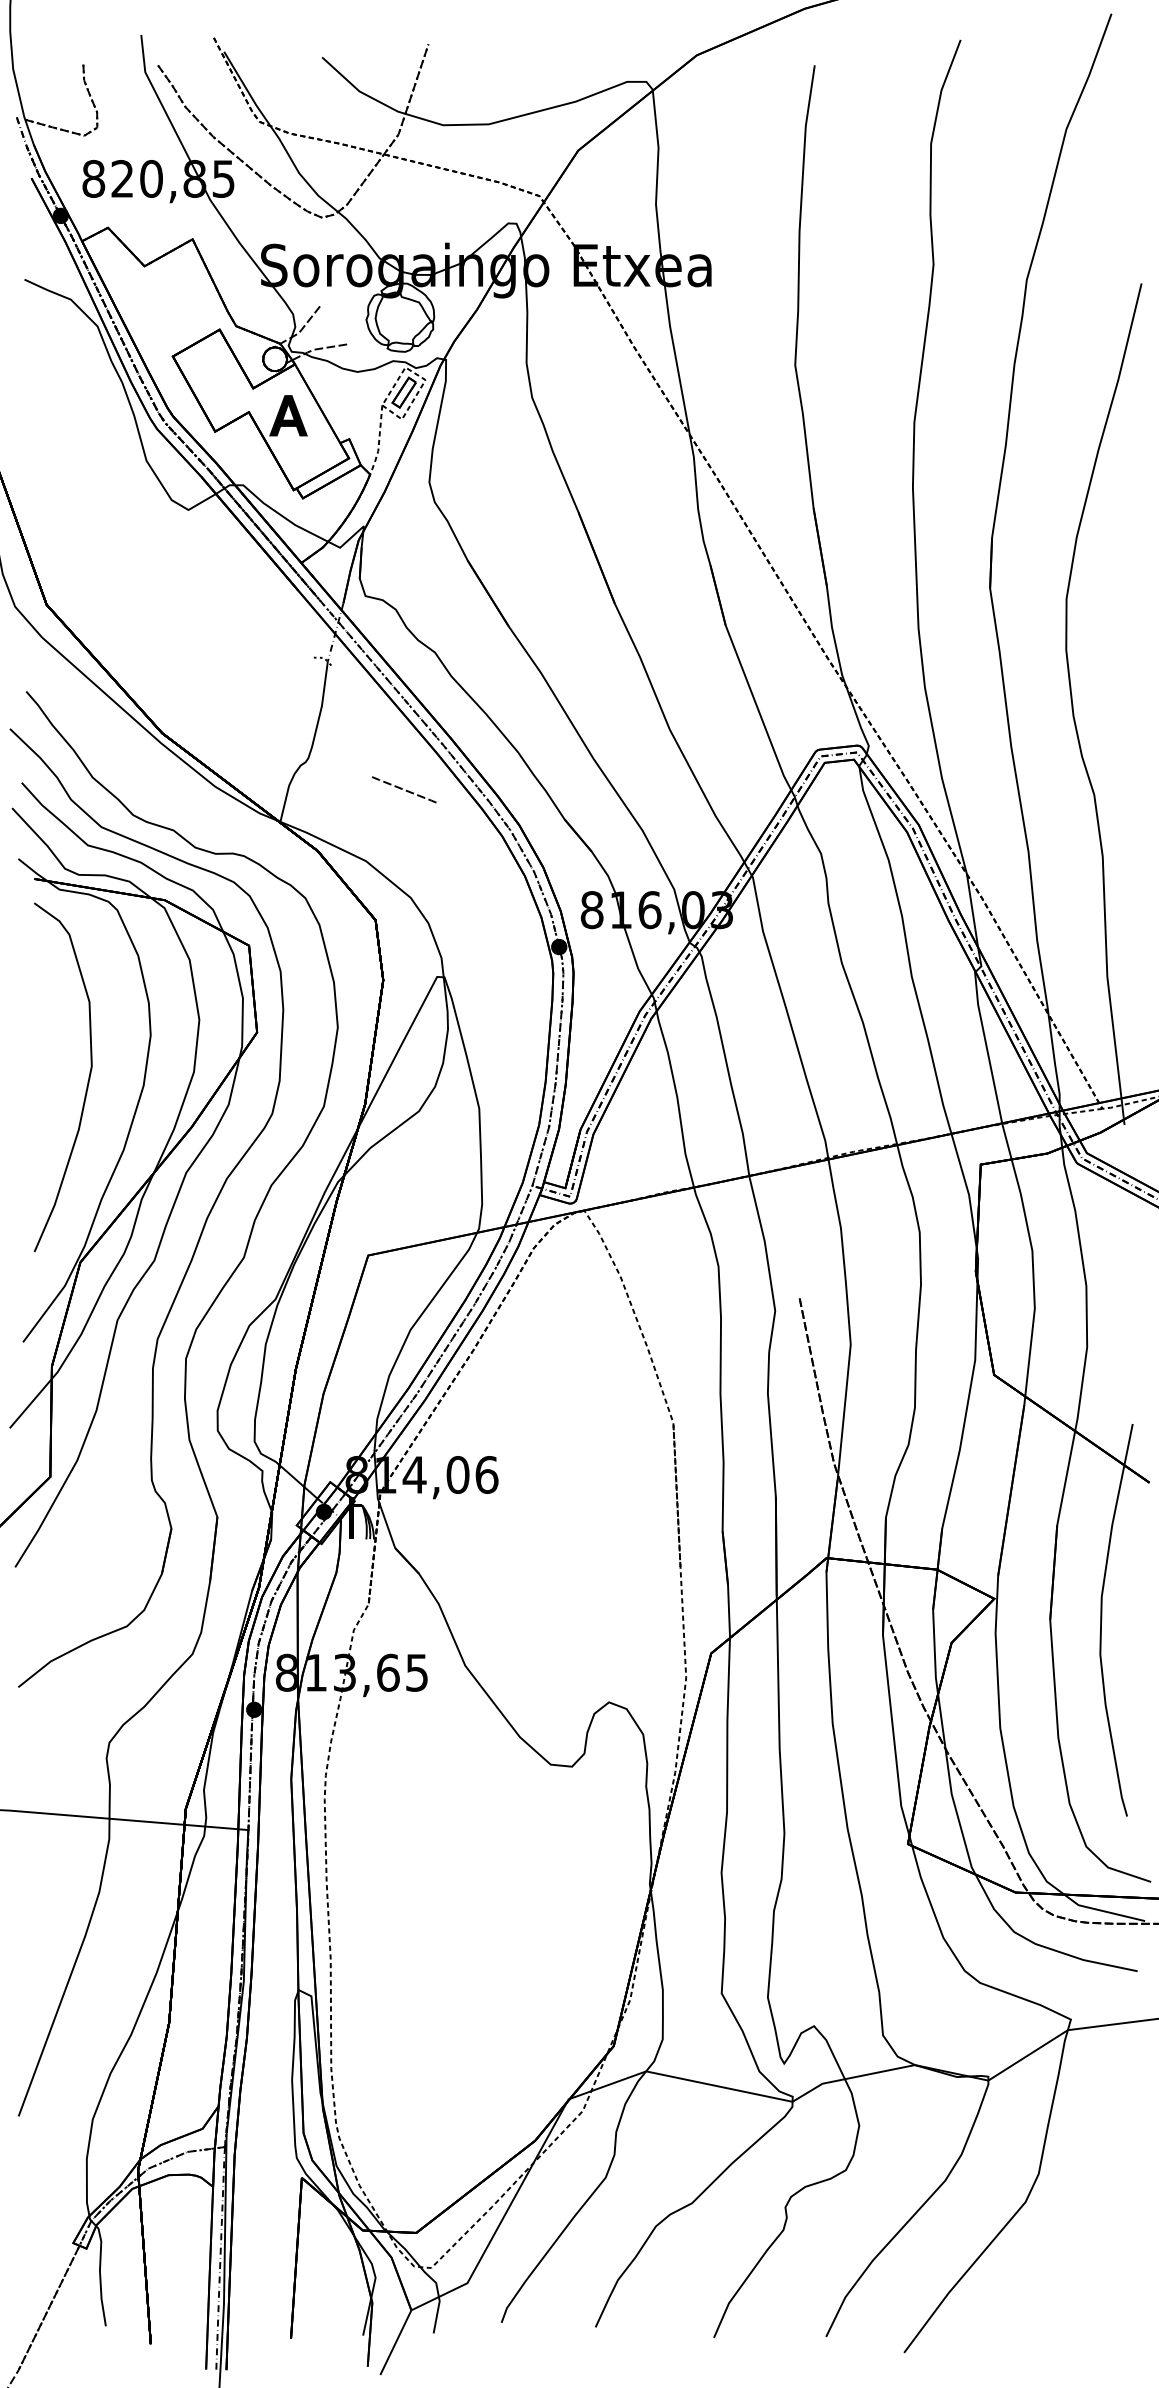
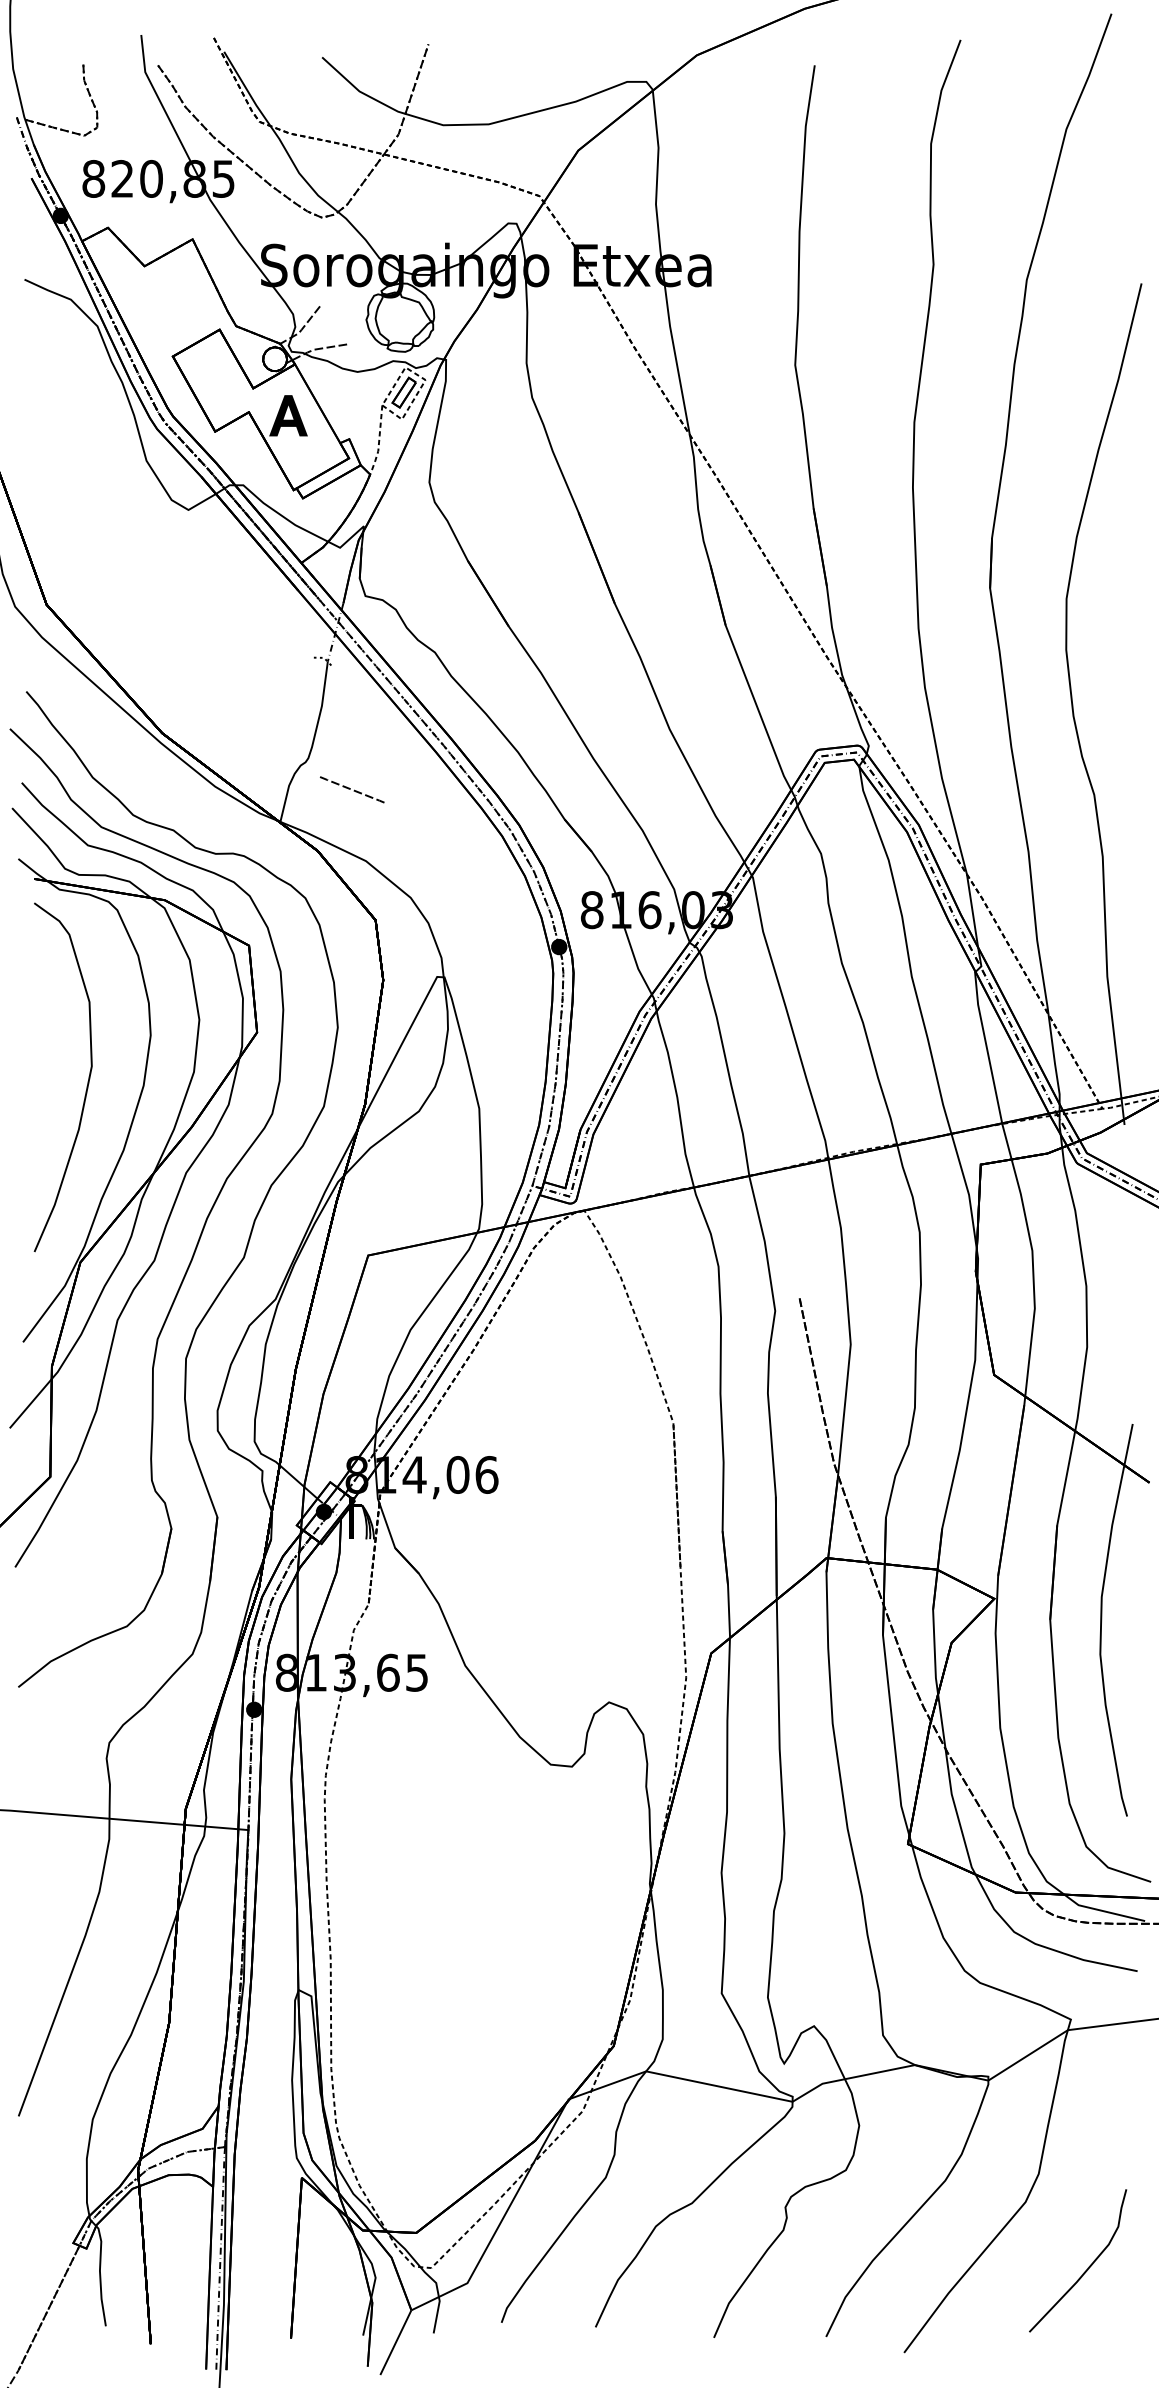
line position: (405, 790) -> (353, 790) (353, 790)
curve: none -> present (1088, 2266)
